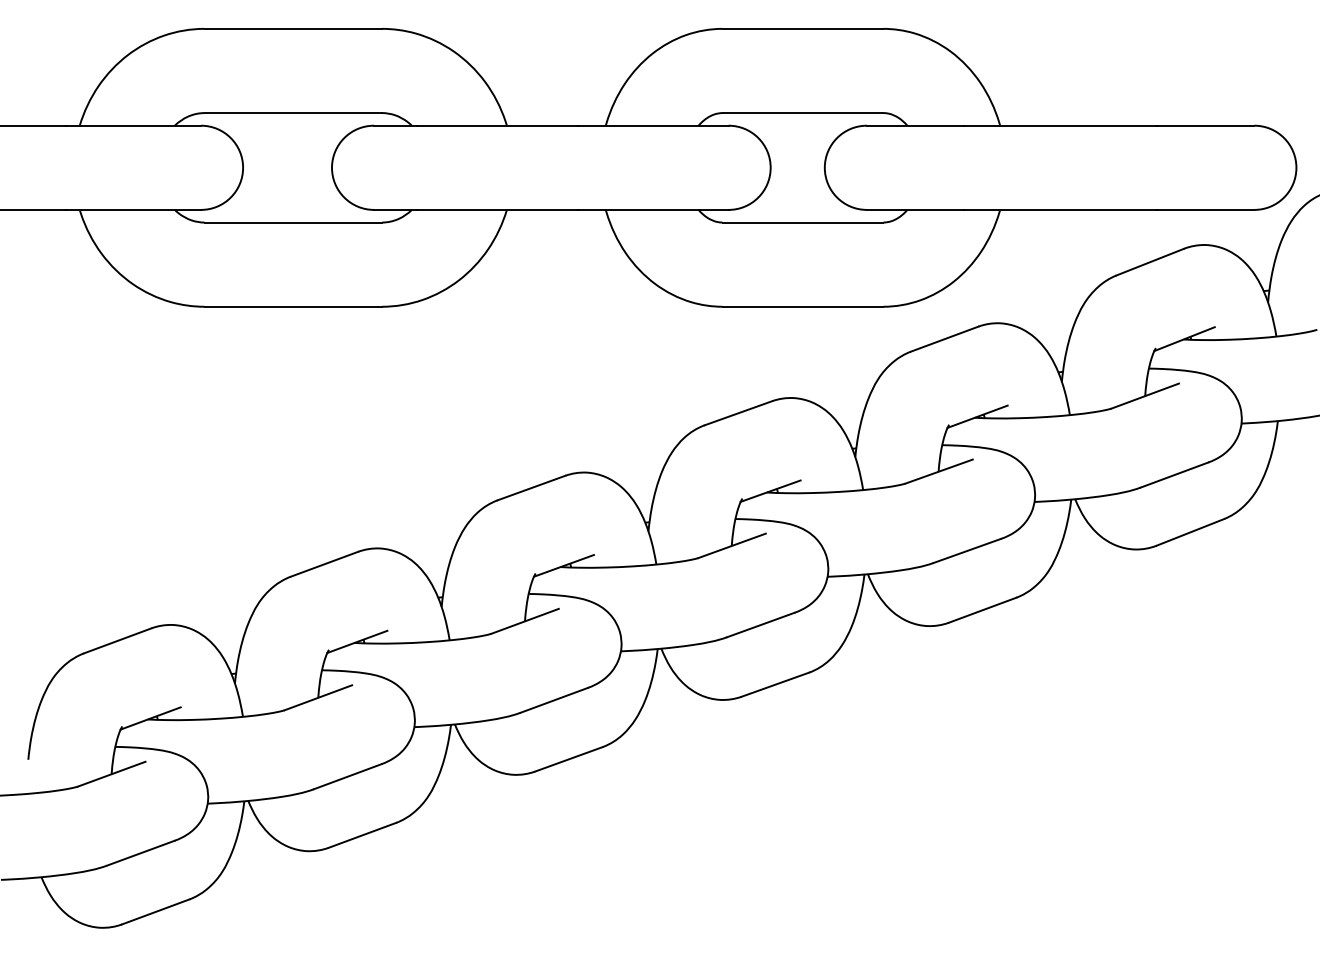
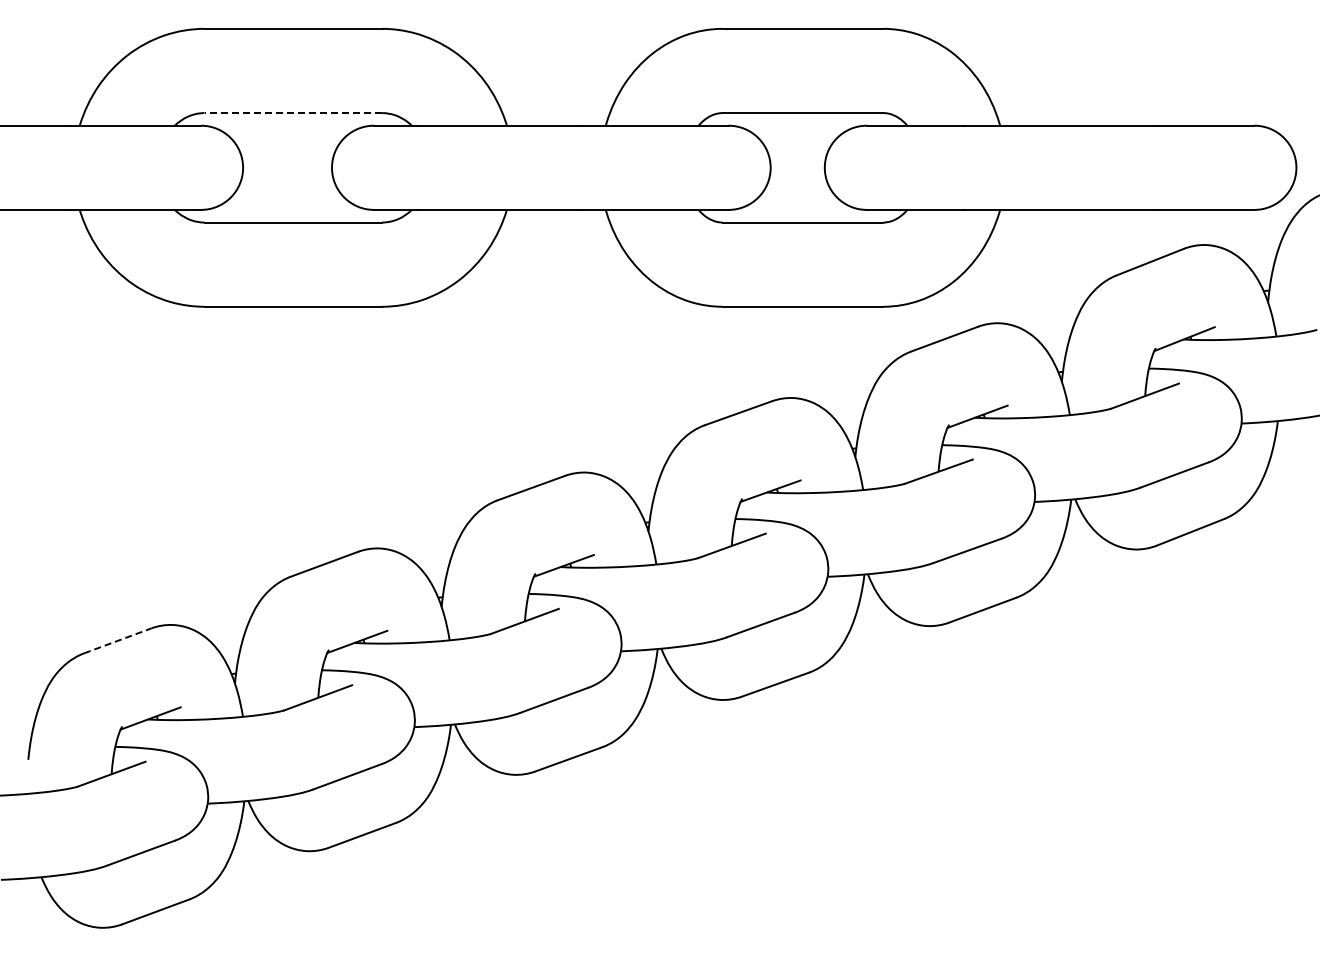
line: solid -> dashed (293, 113)
line: solid -> dashed (117, 640)
